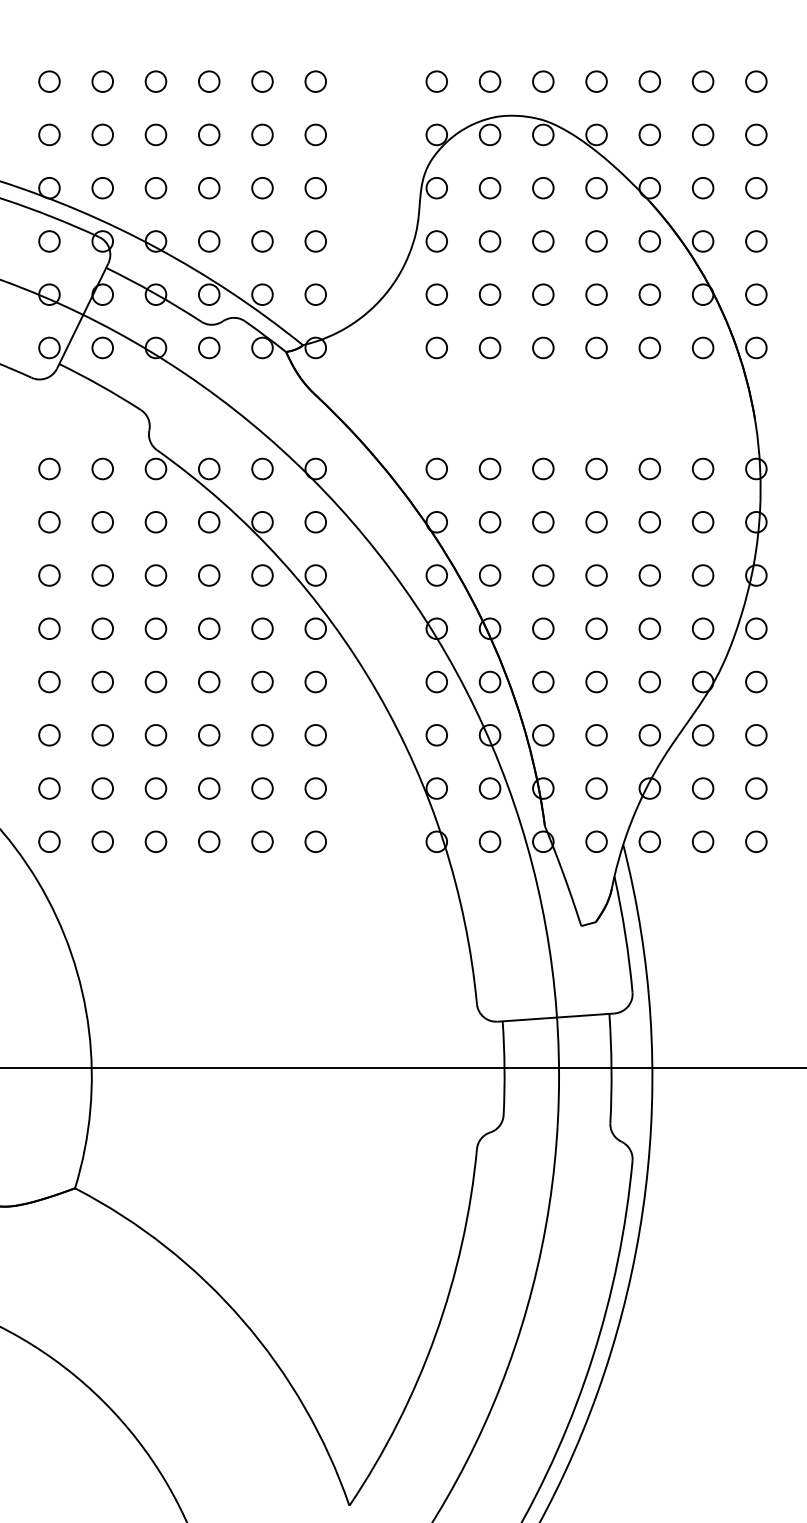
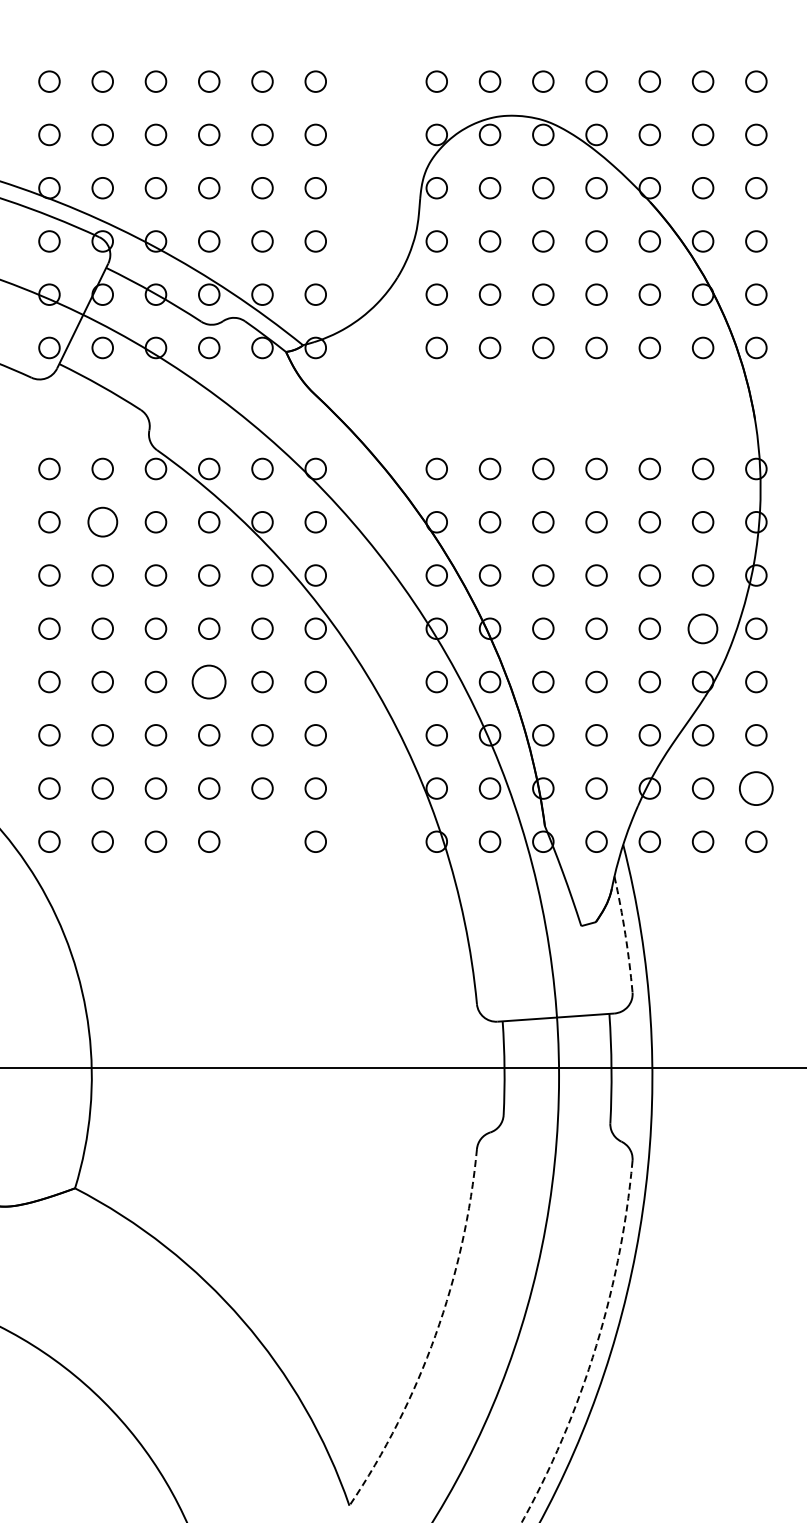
circle size: 23x23 px -> 32x32 px (102, 521)
circle size: 23x23 px -> 32x32 px (702, 628)
circle size: 23x24 px -> 36x36 px (208, 681)
circle size: 23x23 px -> 35x35 px (756, 788)
circle: present -> none (262, 841)
arc: solid -> dashed (625, 934)
arc: solid -> dashed (435, 1335)
arc: solid -> dashed (596, 1346)
